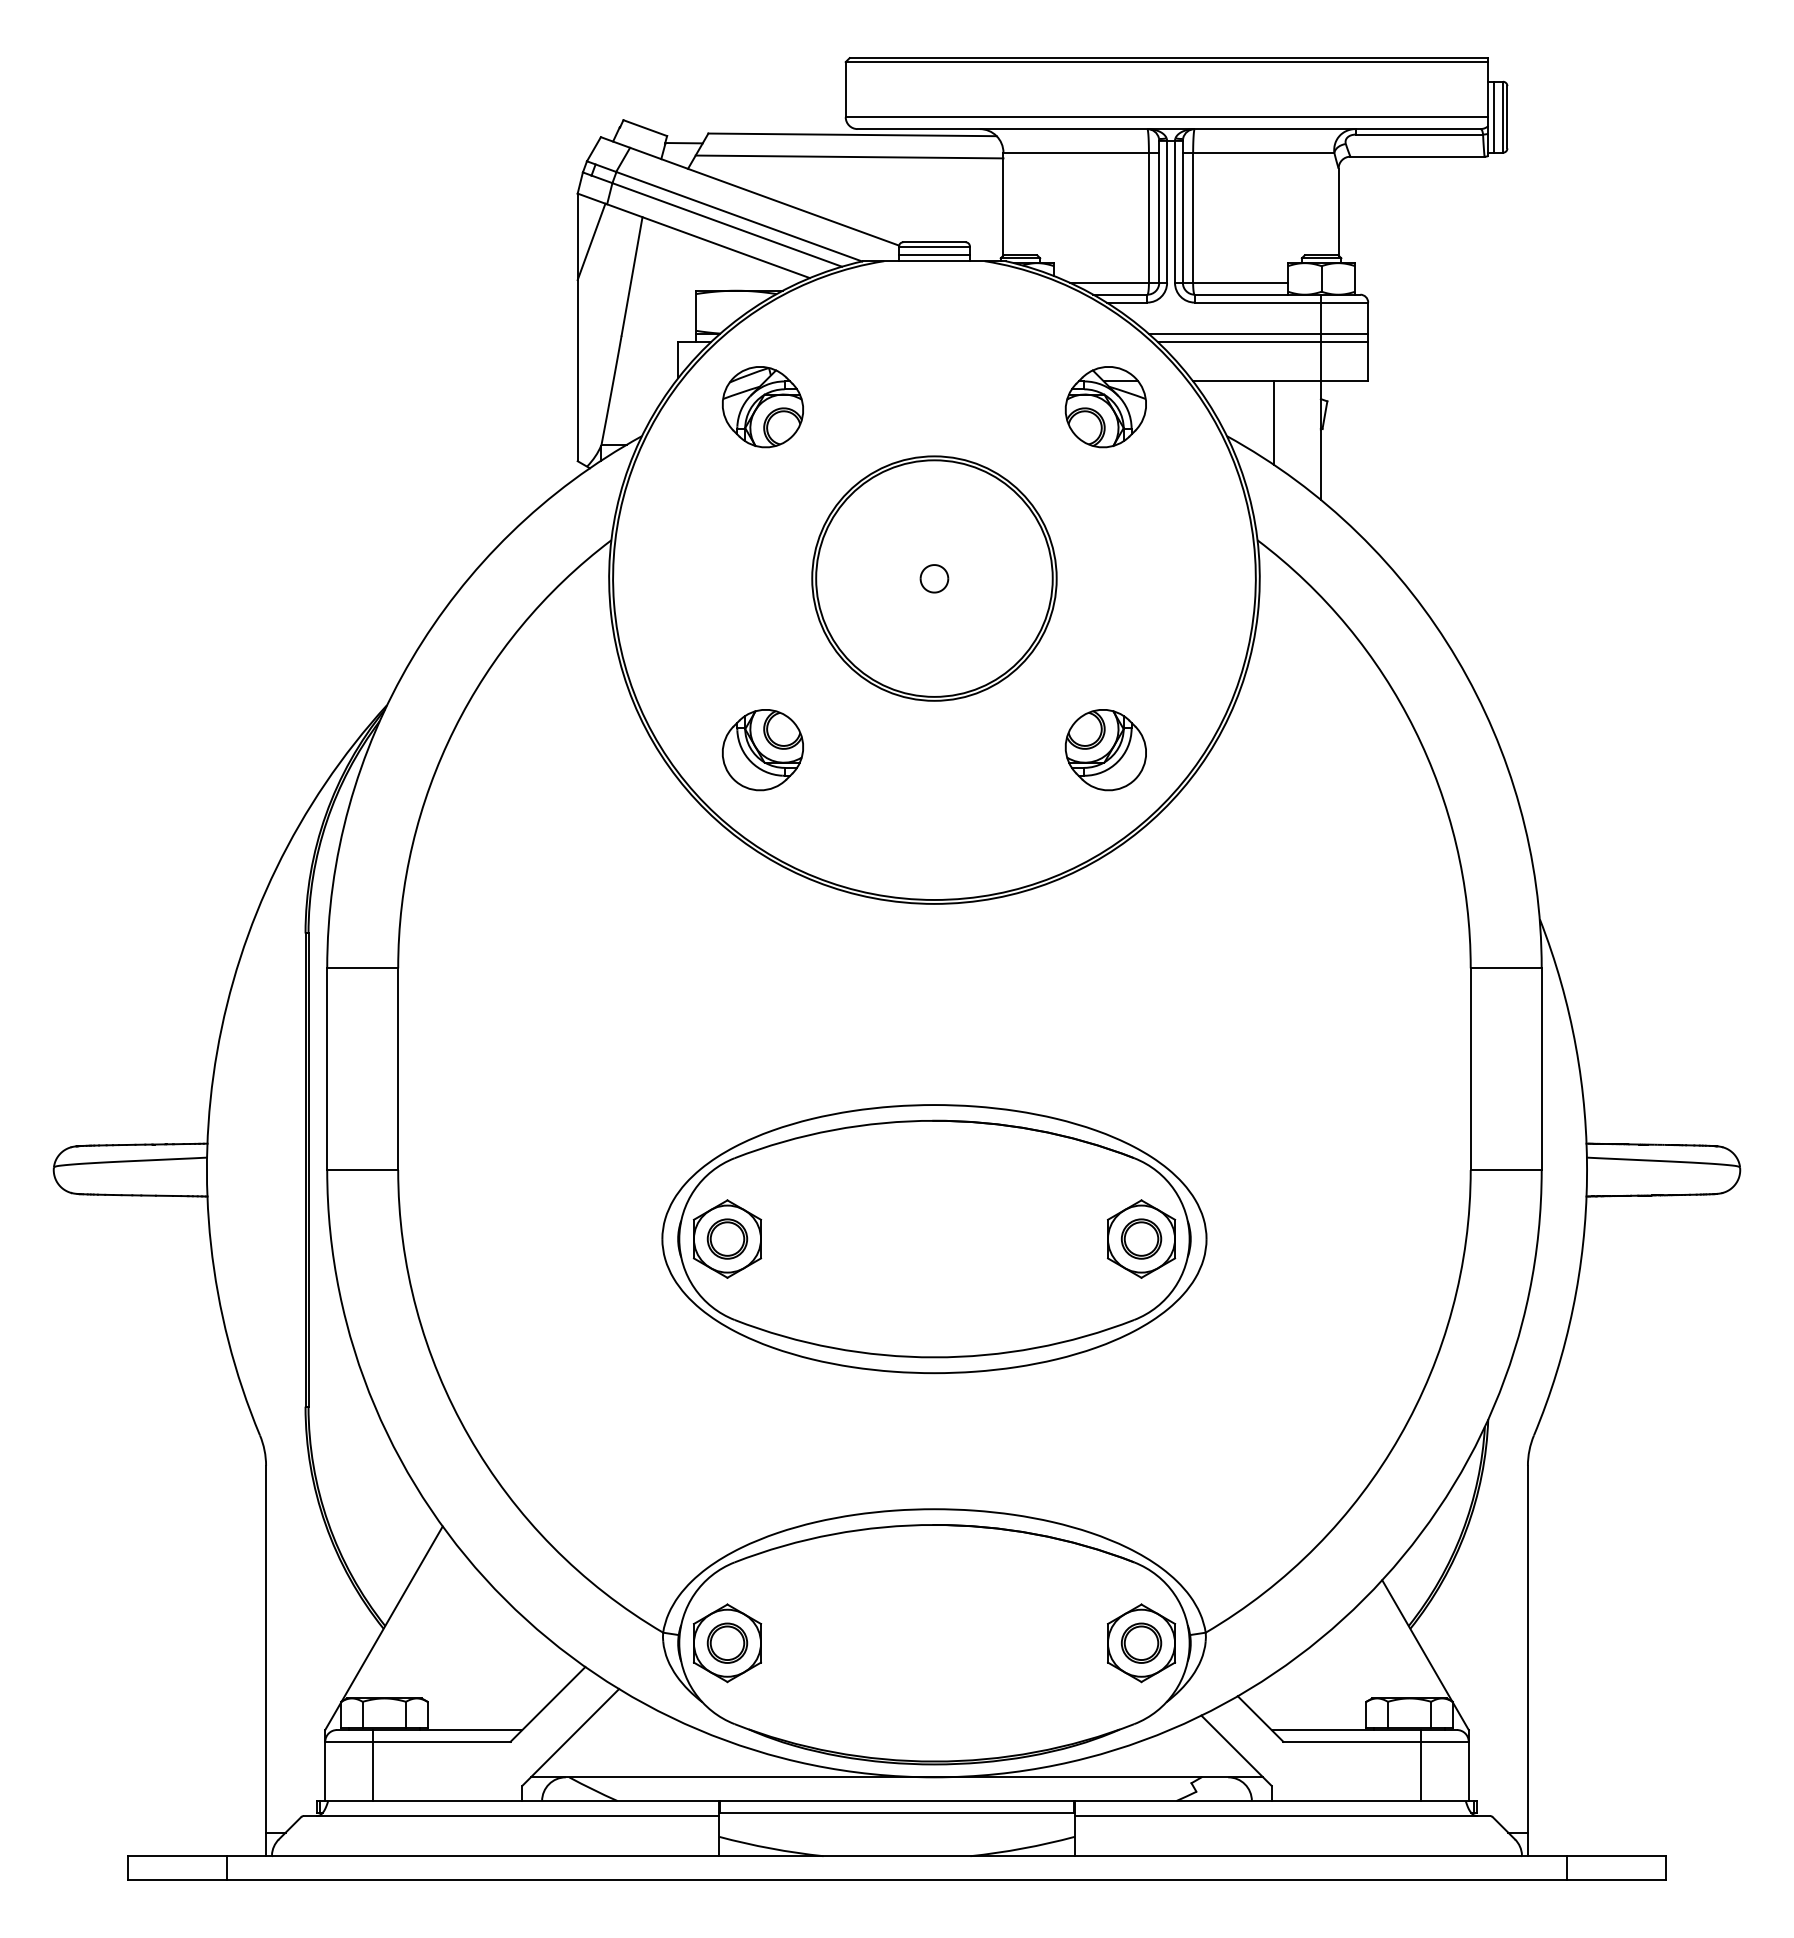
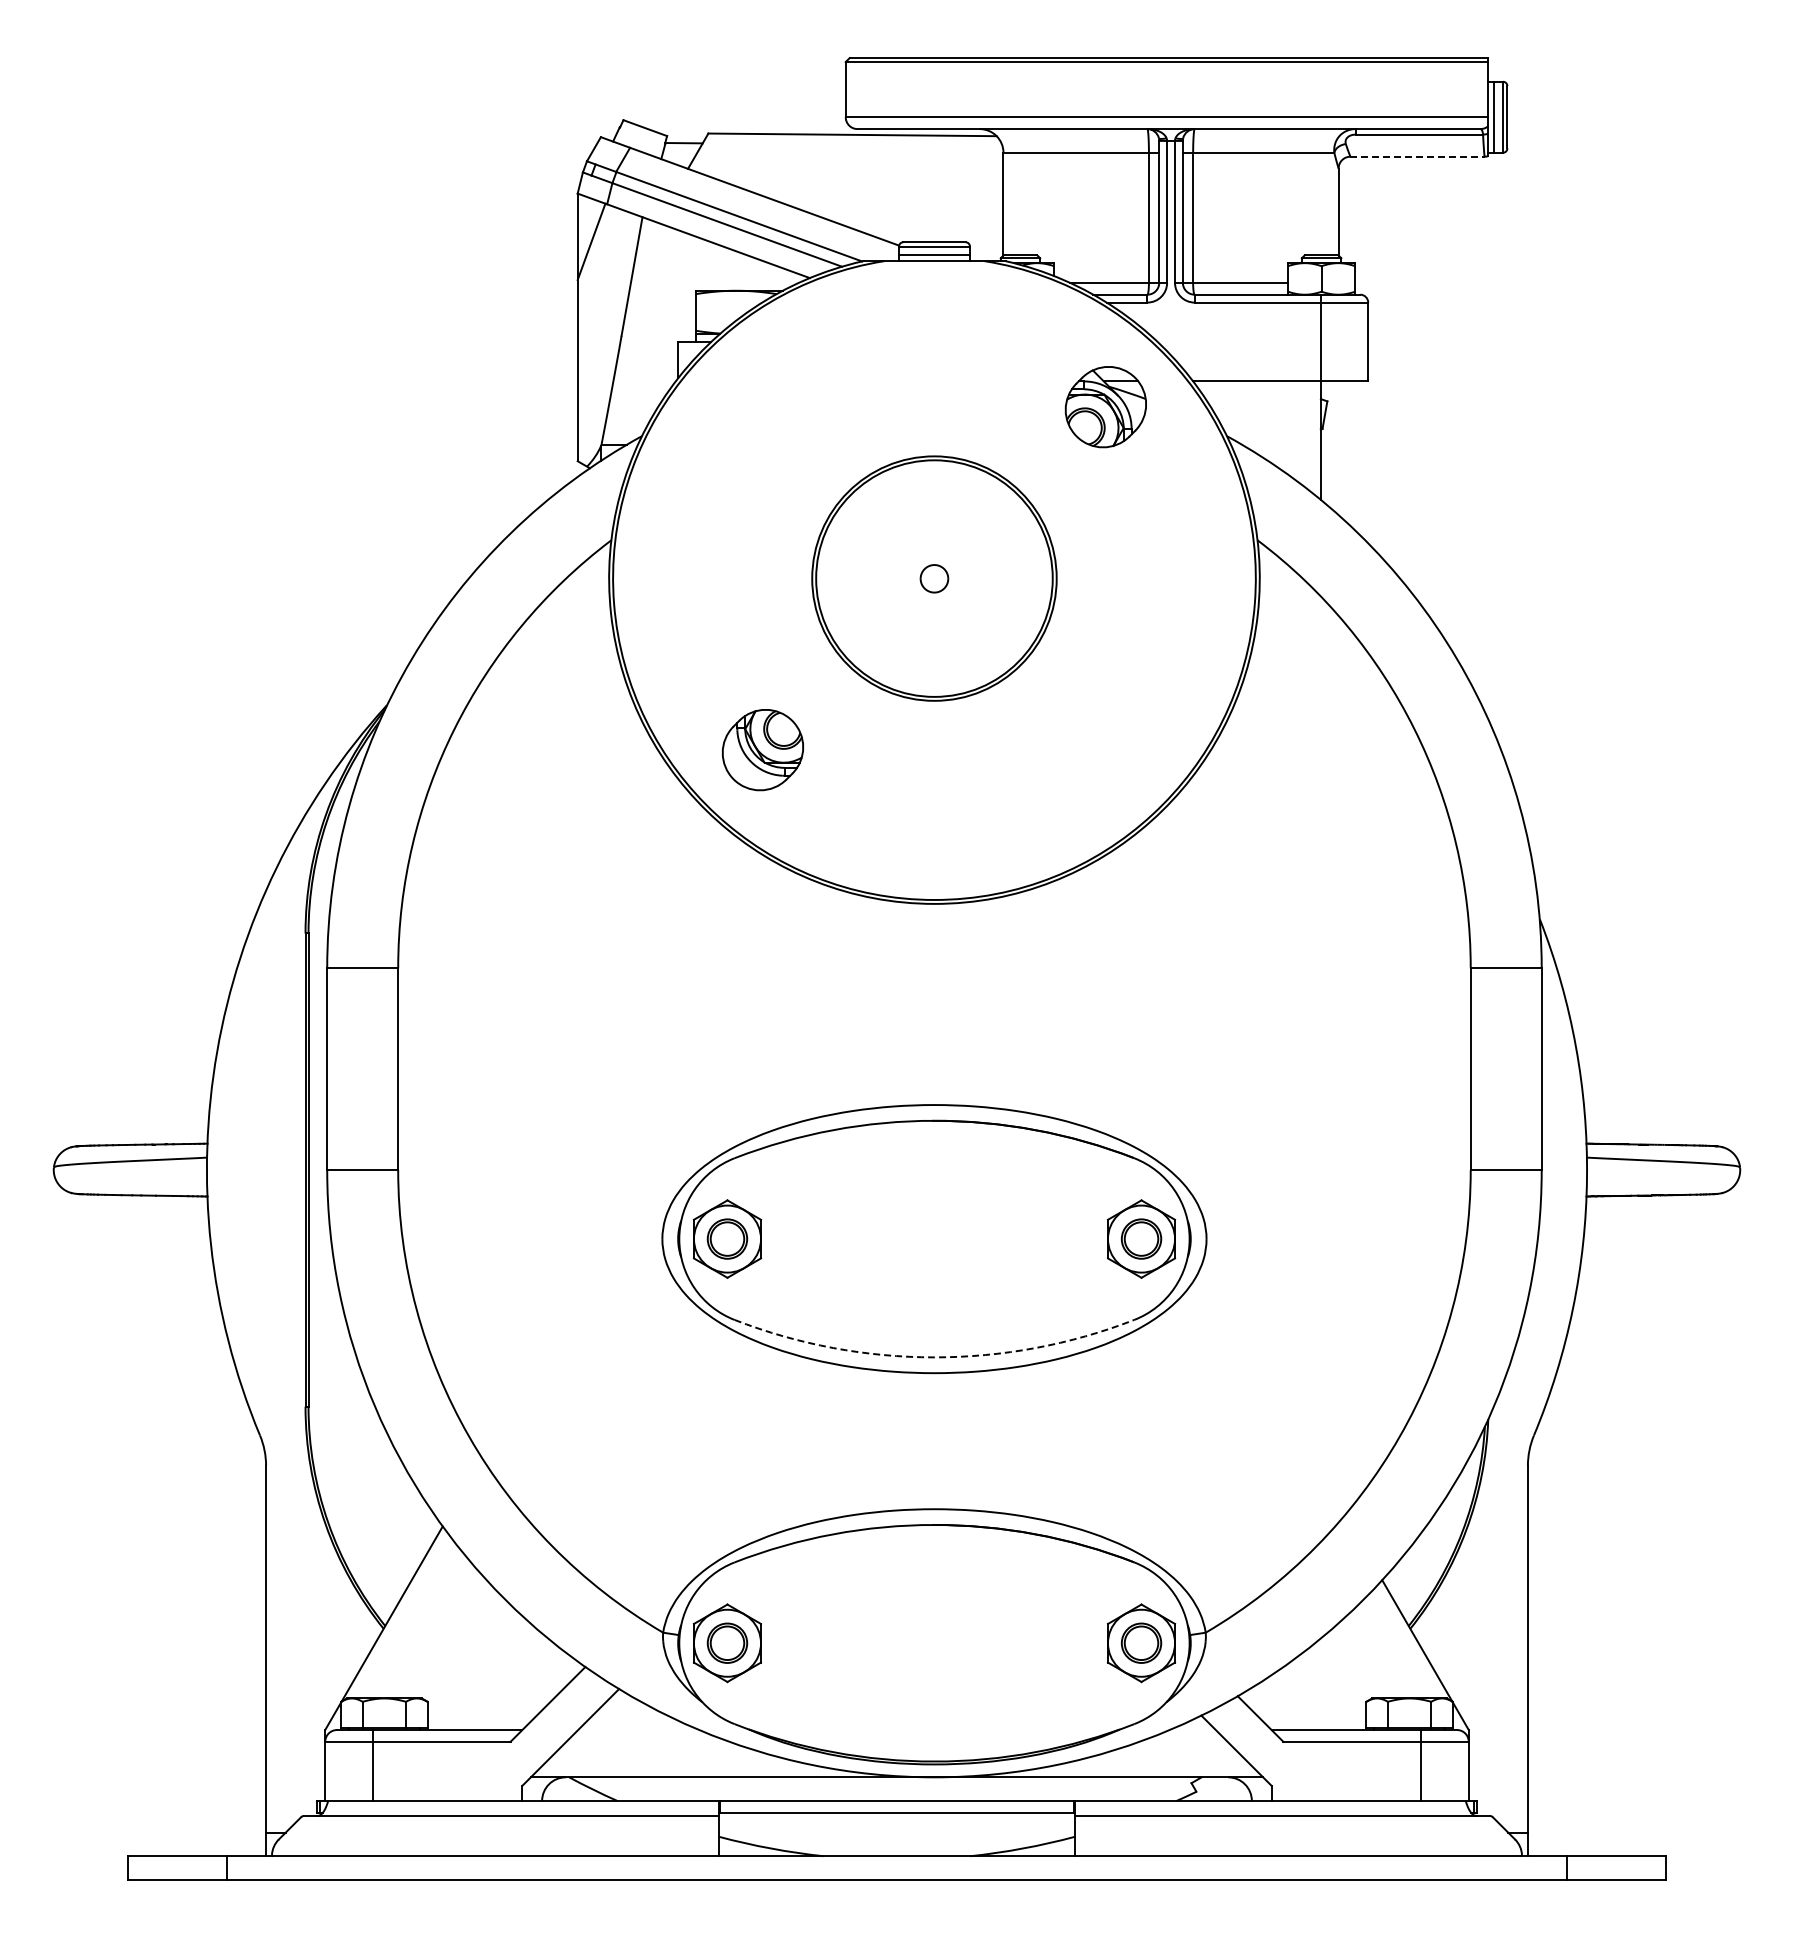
line: present -> none (849, 156)
line: solid -> dashed (1418, 156)
line: present -> none (1258, 334)
line: present -> none (1262, 342)
part: present -> none (762, 407)
line: present -> none (1273, 422)
part: present -> none (1105, 750)
arc: solid -> dashed (934, 1357)
